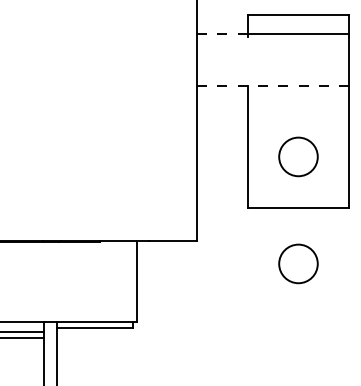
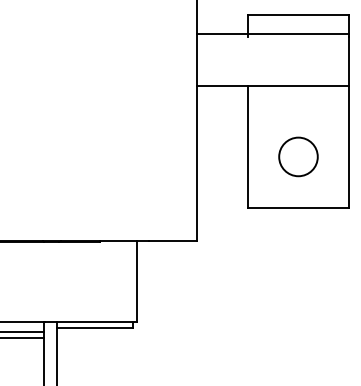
line: dashed -> solid (222, 34)
line: dashed -> solid (273, 85)
circle: present -> none (298, 263)
